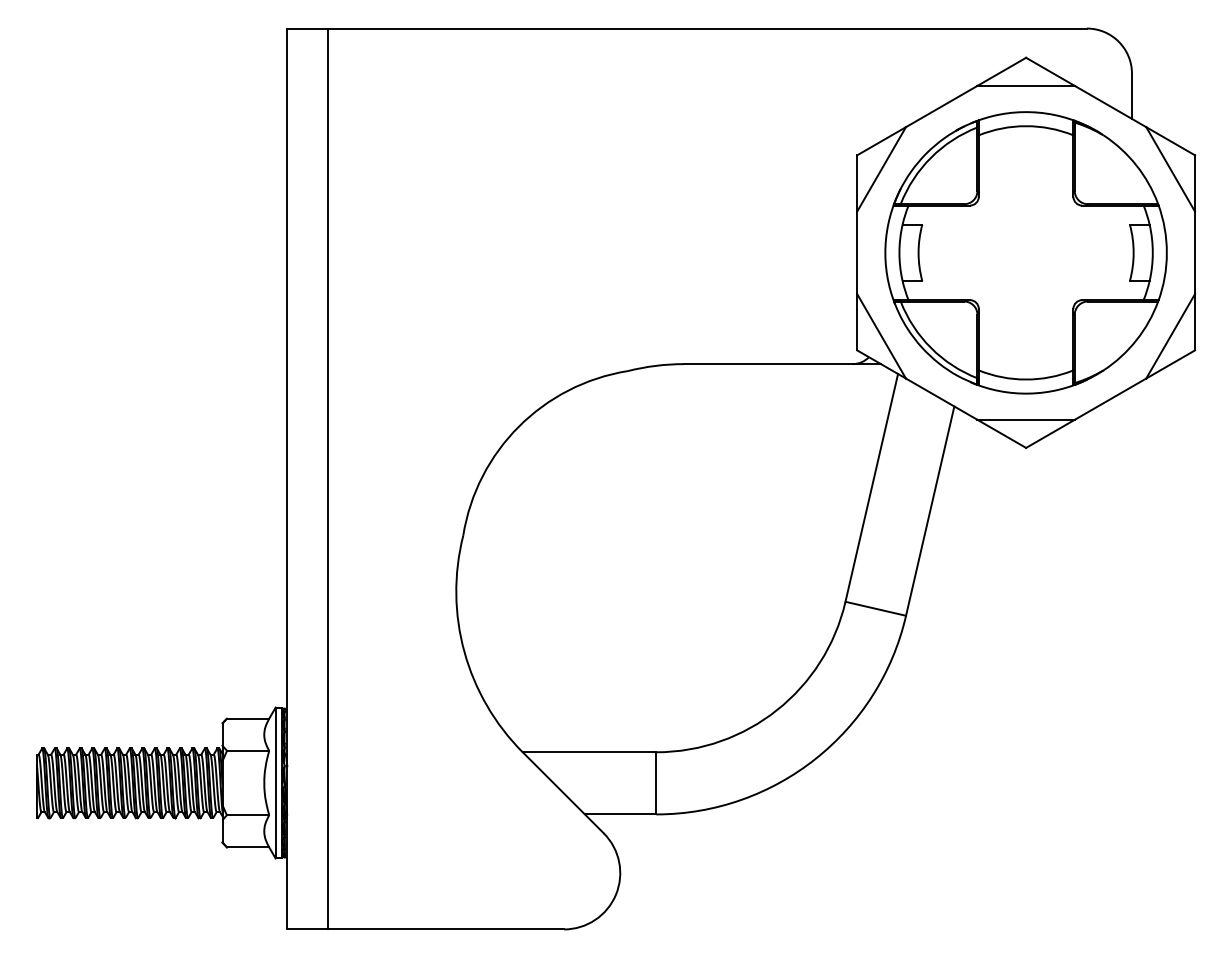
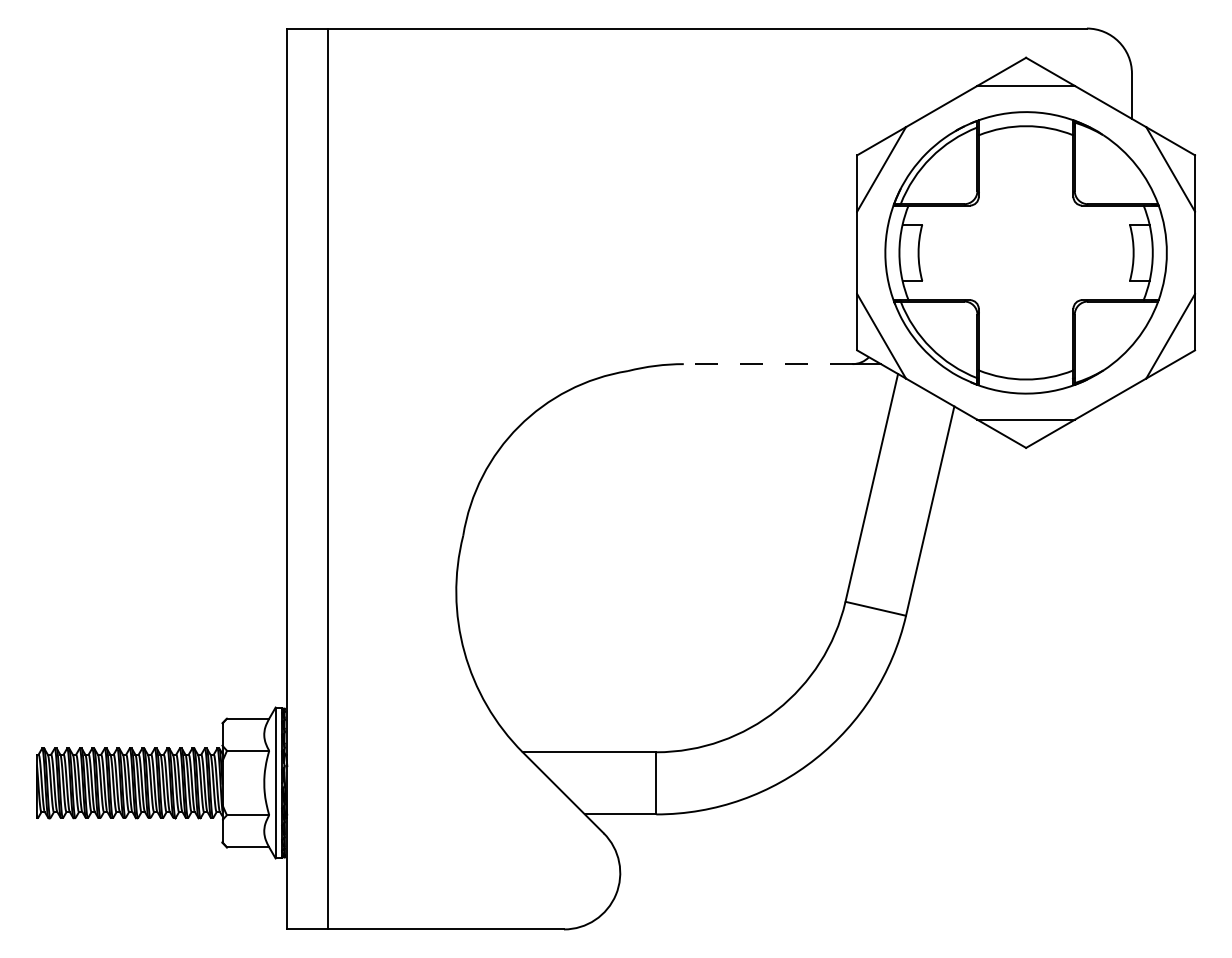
line: solid -> dashed (767, 364)
